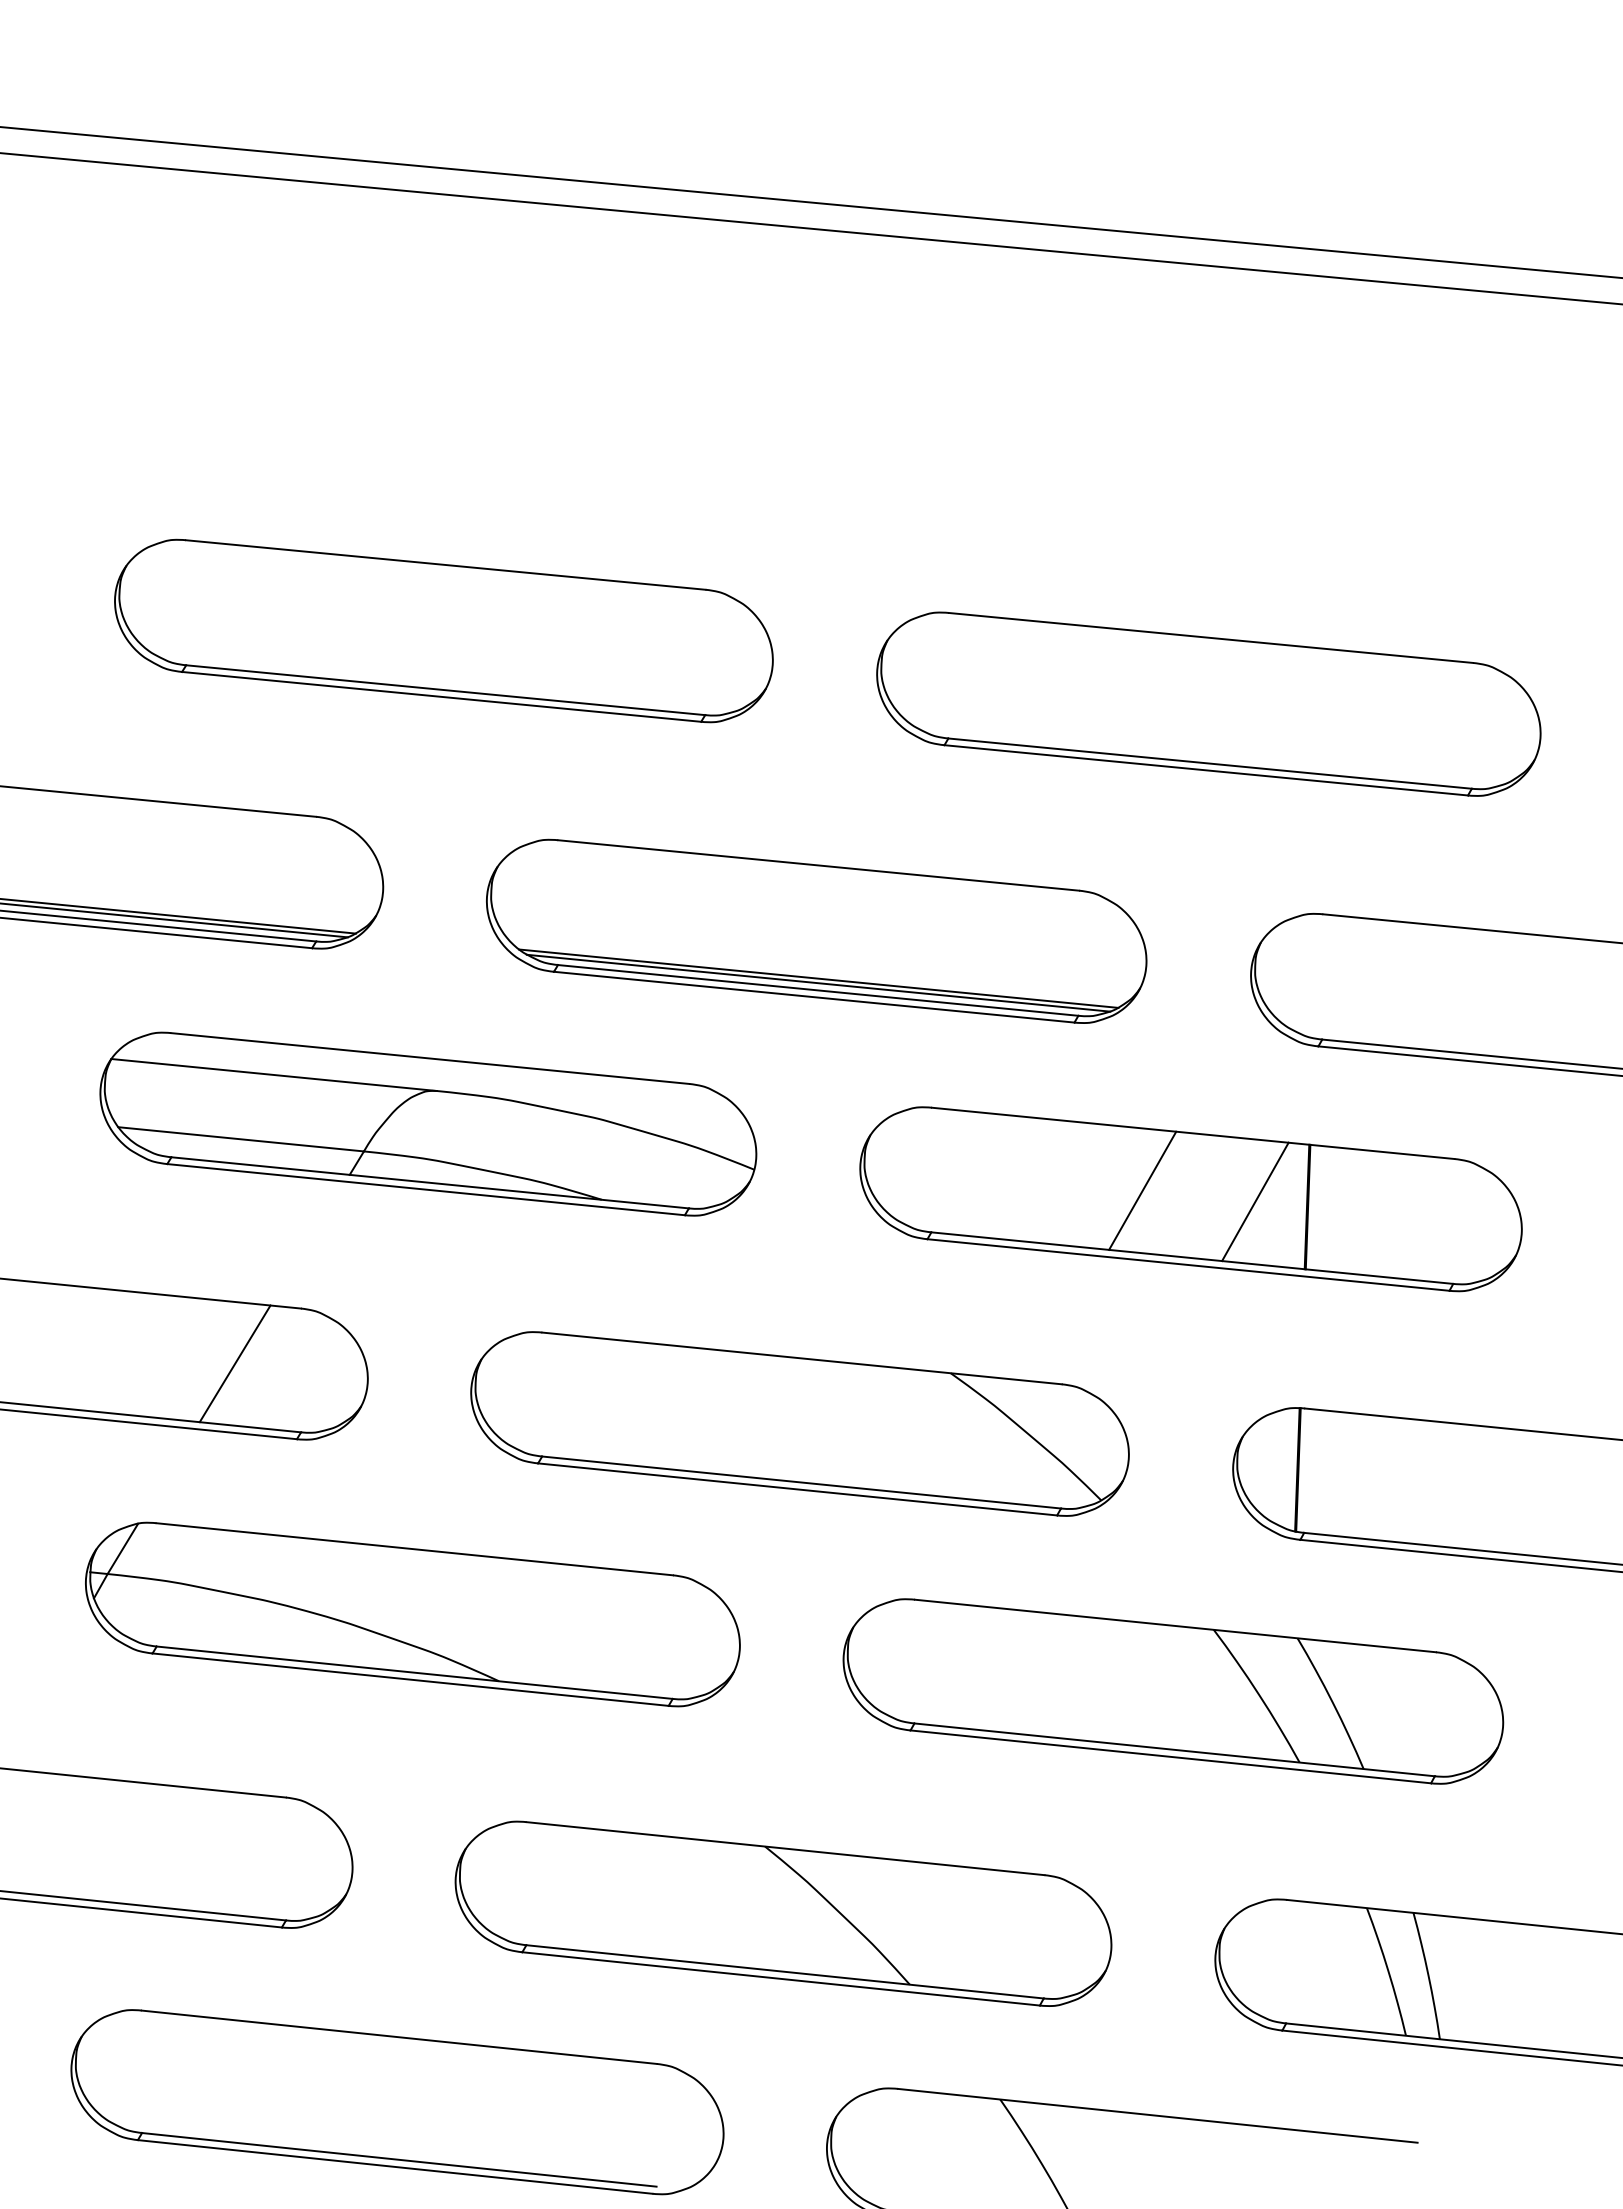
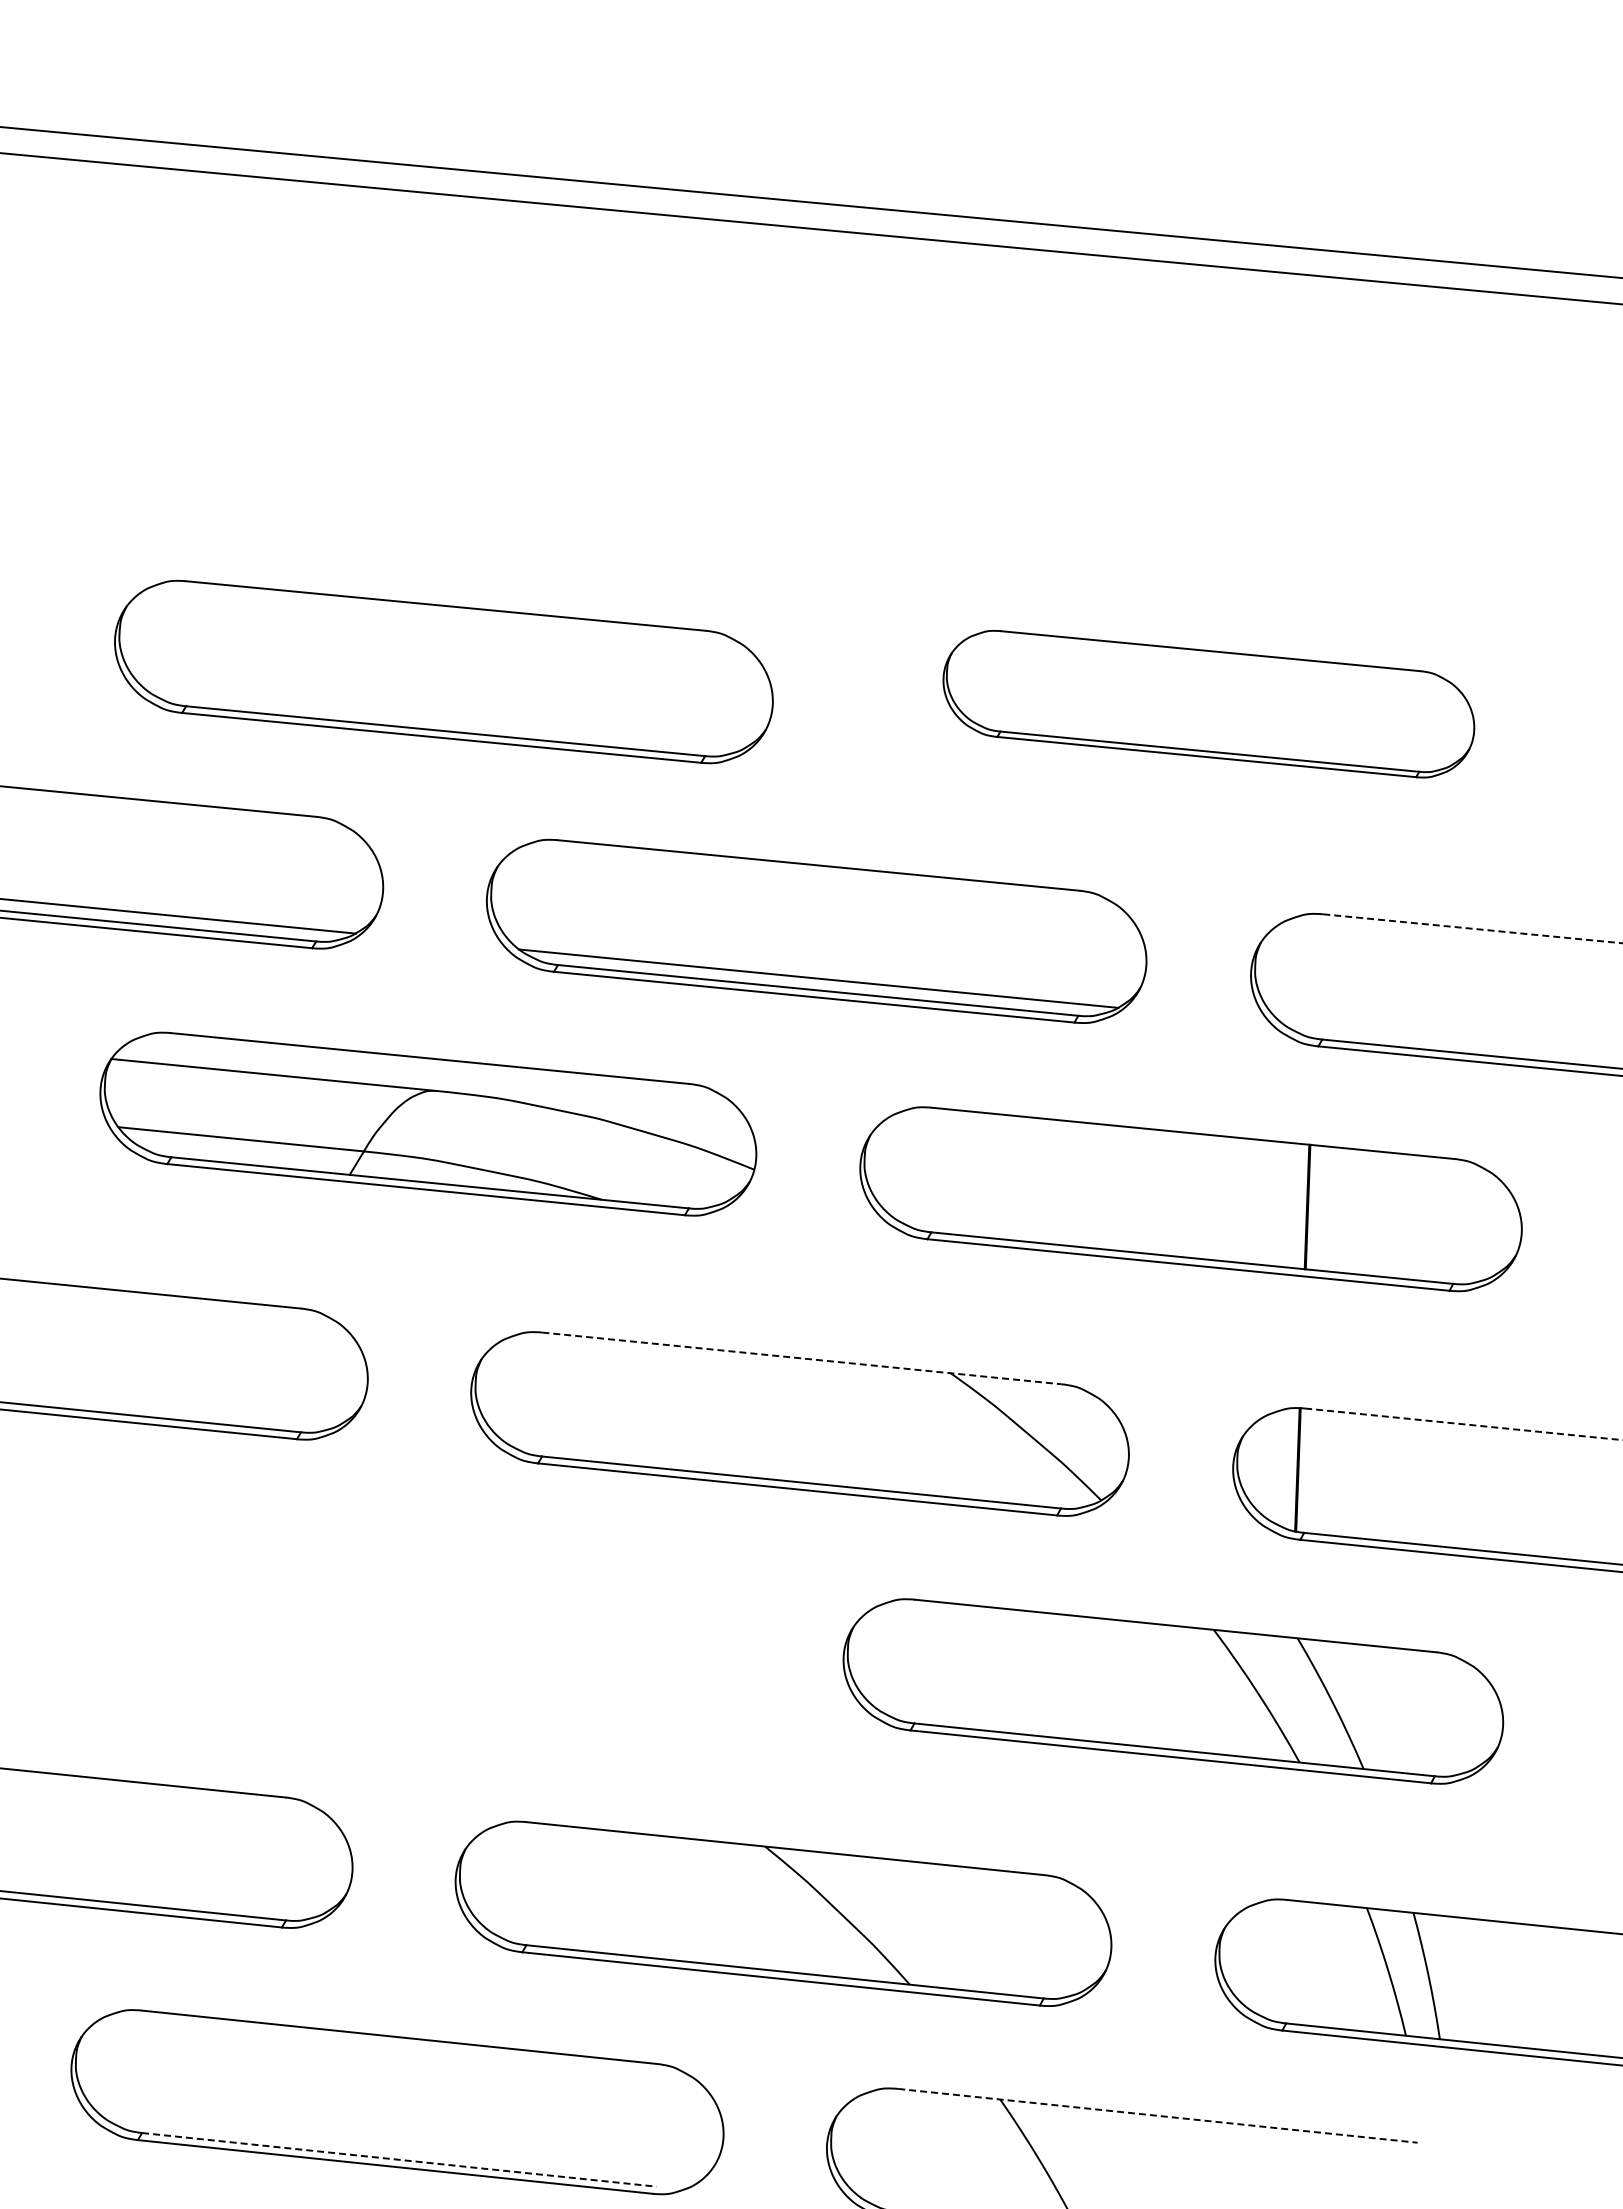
part position: (443, 630) -> (443, 671) (443, 671)
part size: 666x186 px -> 534x150 px (1208, 703)
line: present -> none (174, 920)
line: solid -> dashed (1473, 928)
line: present -> none (818, 982)
line: present -> none (1142, 1190)
line: present -> none (1255, 1201)
line: solid -> dashed (802, 1358)
line: present -> none (234, 1363)
line: solid -> dashed (1464, 1424)
part: present -> none (412, 1614)
line: solid -> dashed (1158, 2115)
line: solid -> dashed (399, 2159)
